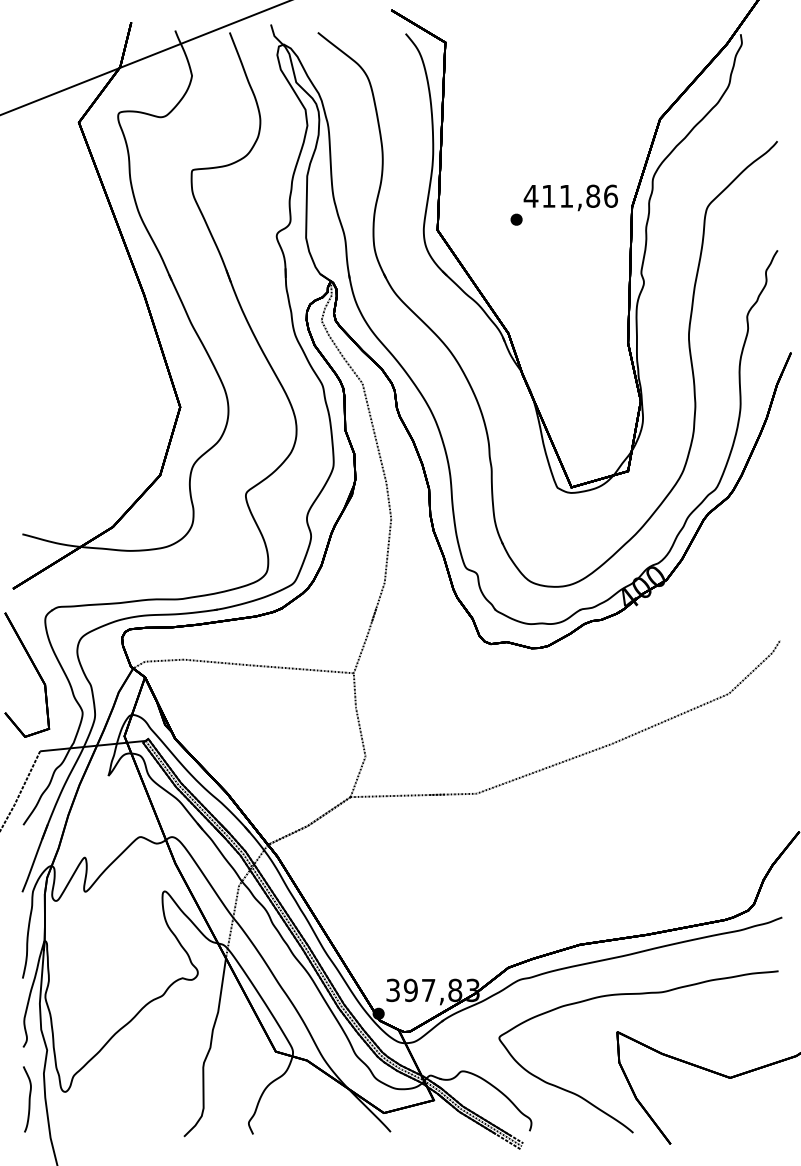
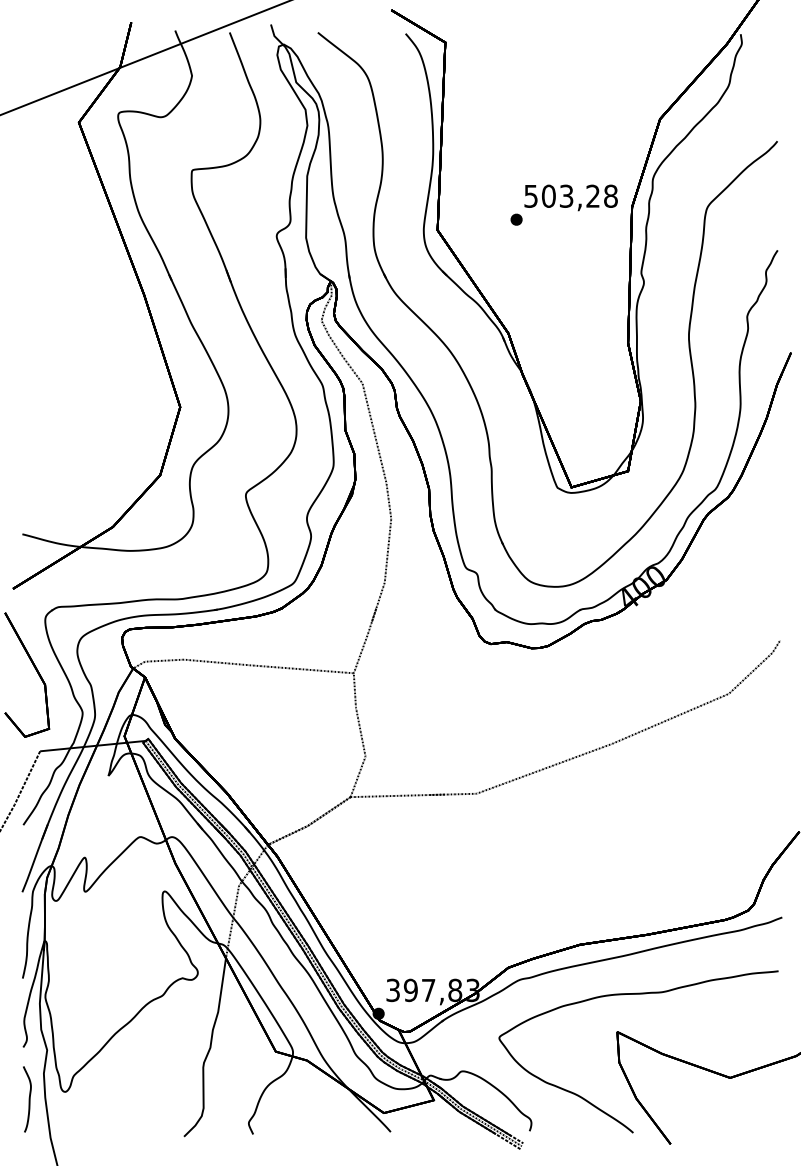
text: 411,86 -> 503,28 (570, 195)
